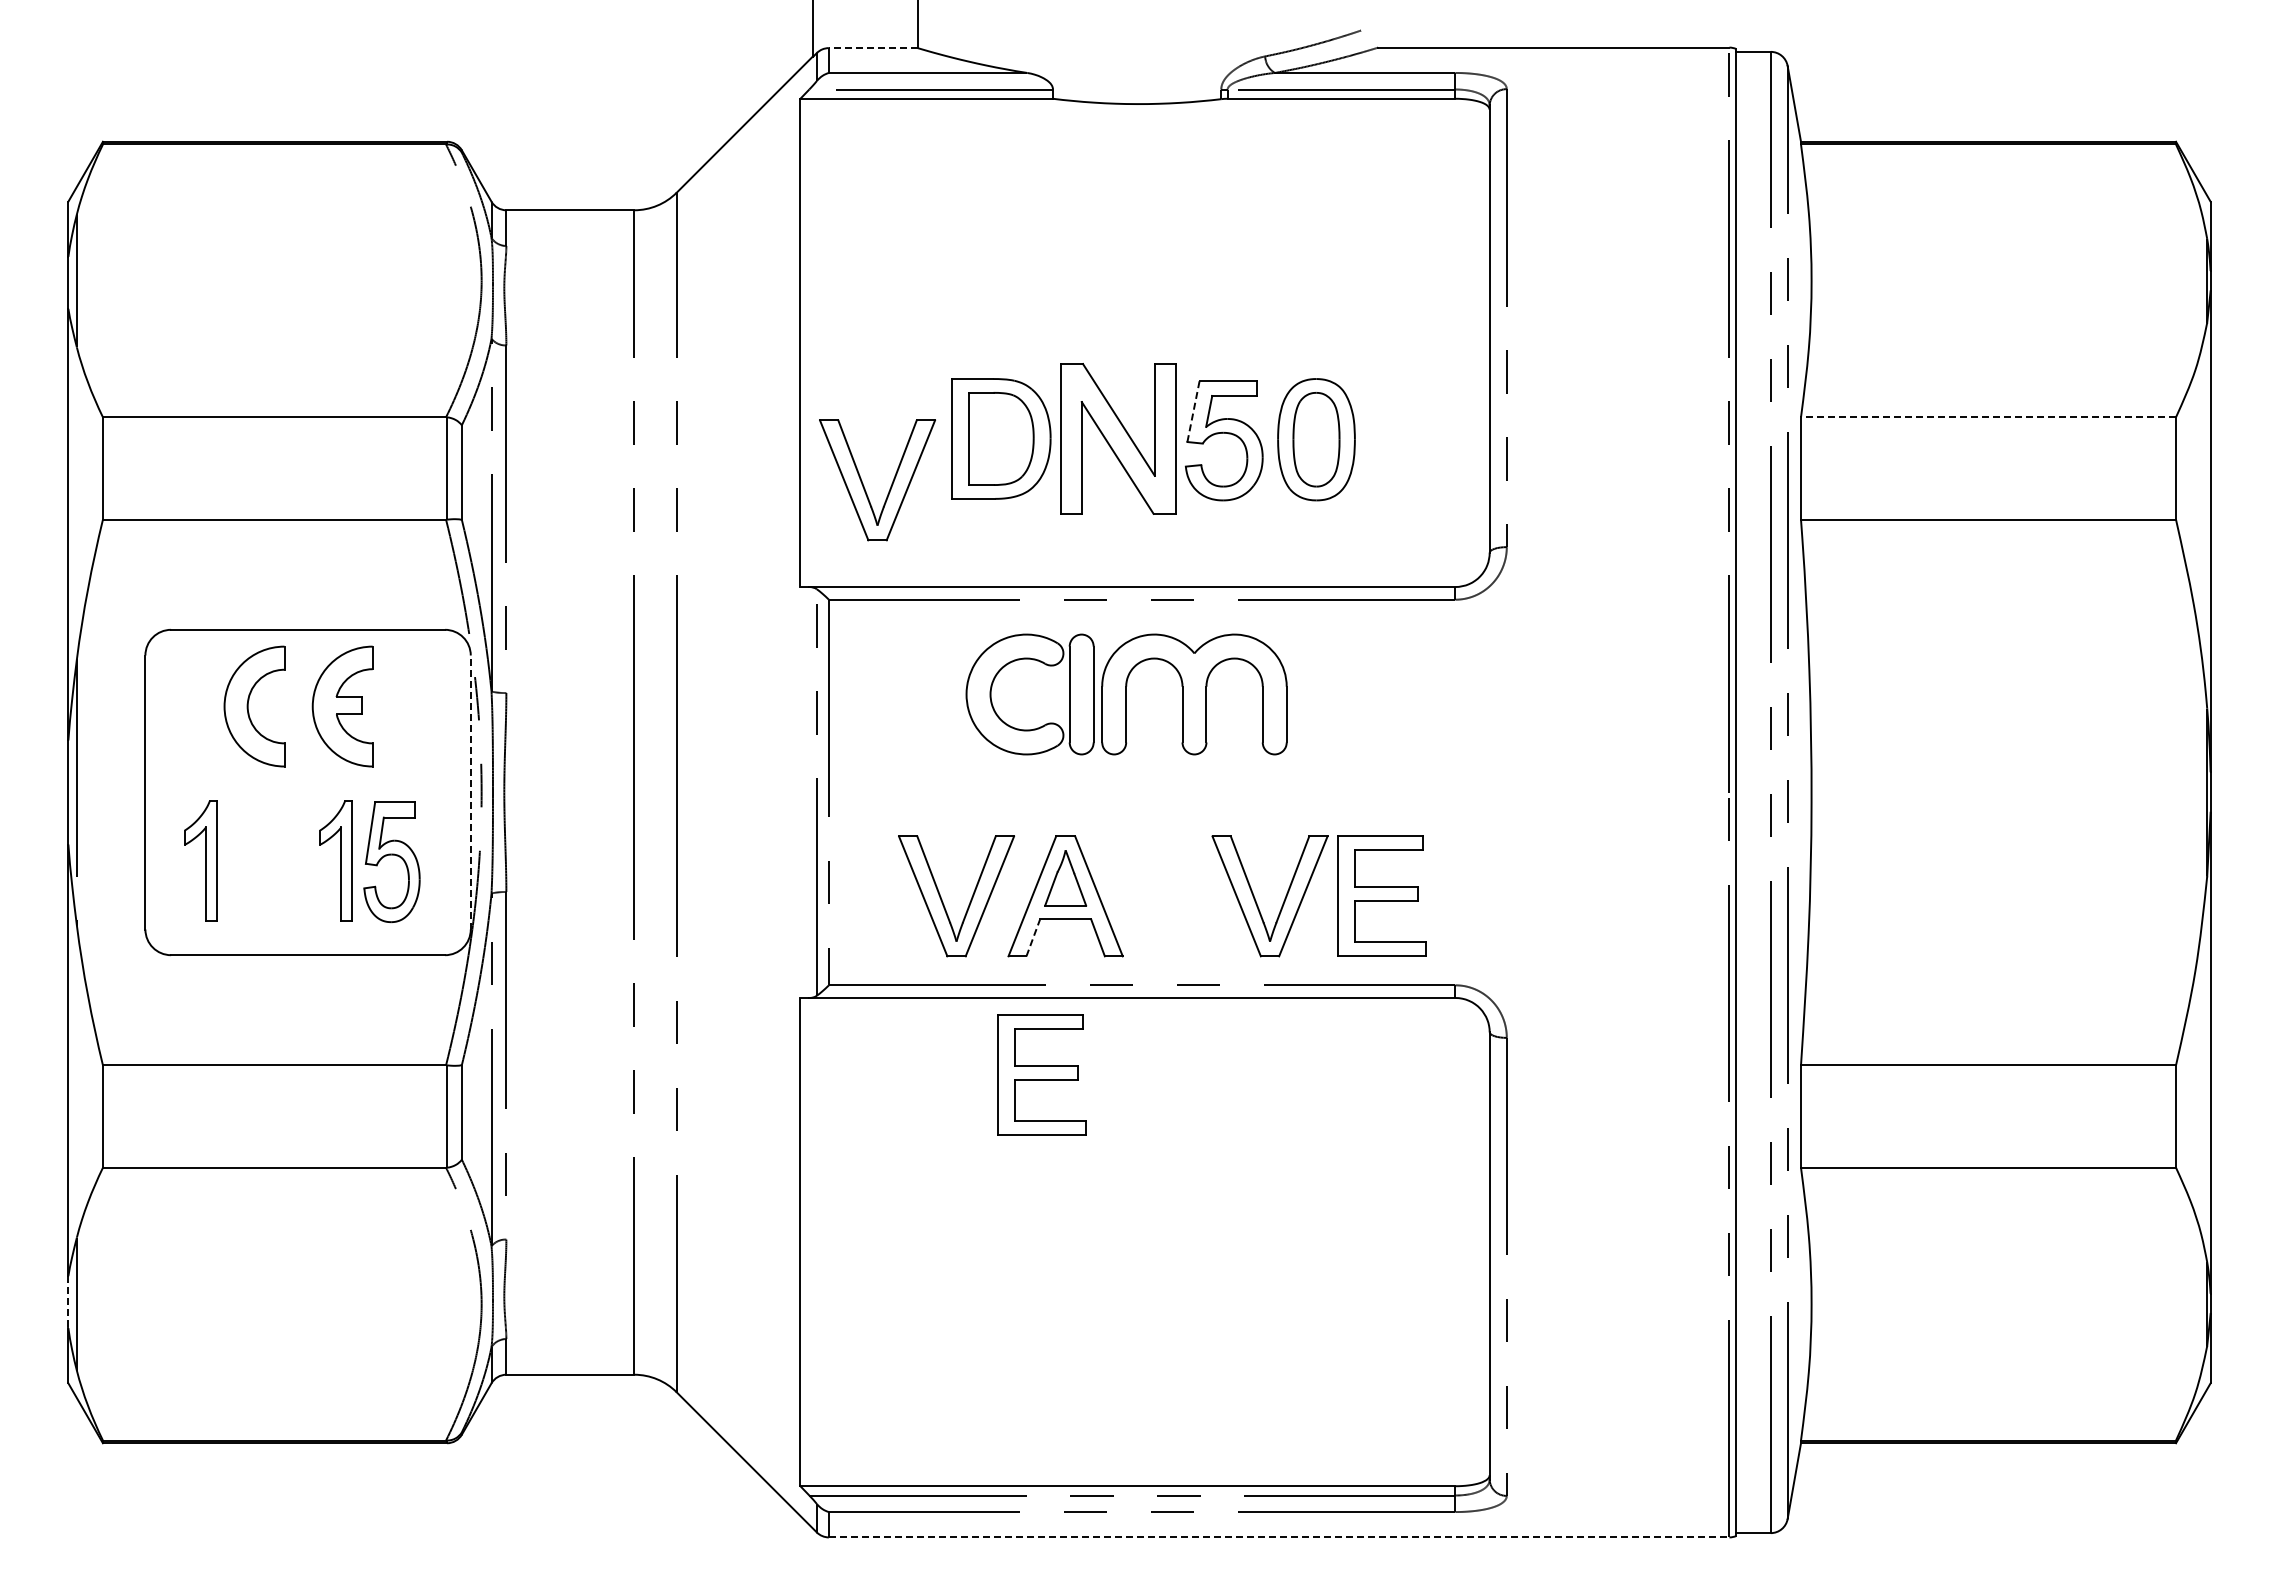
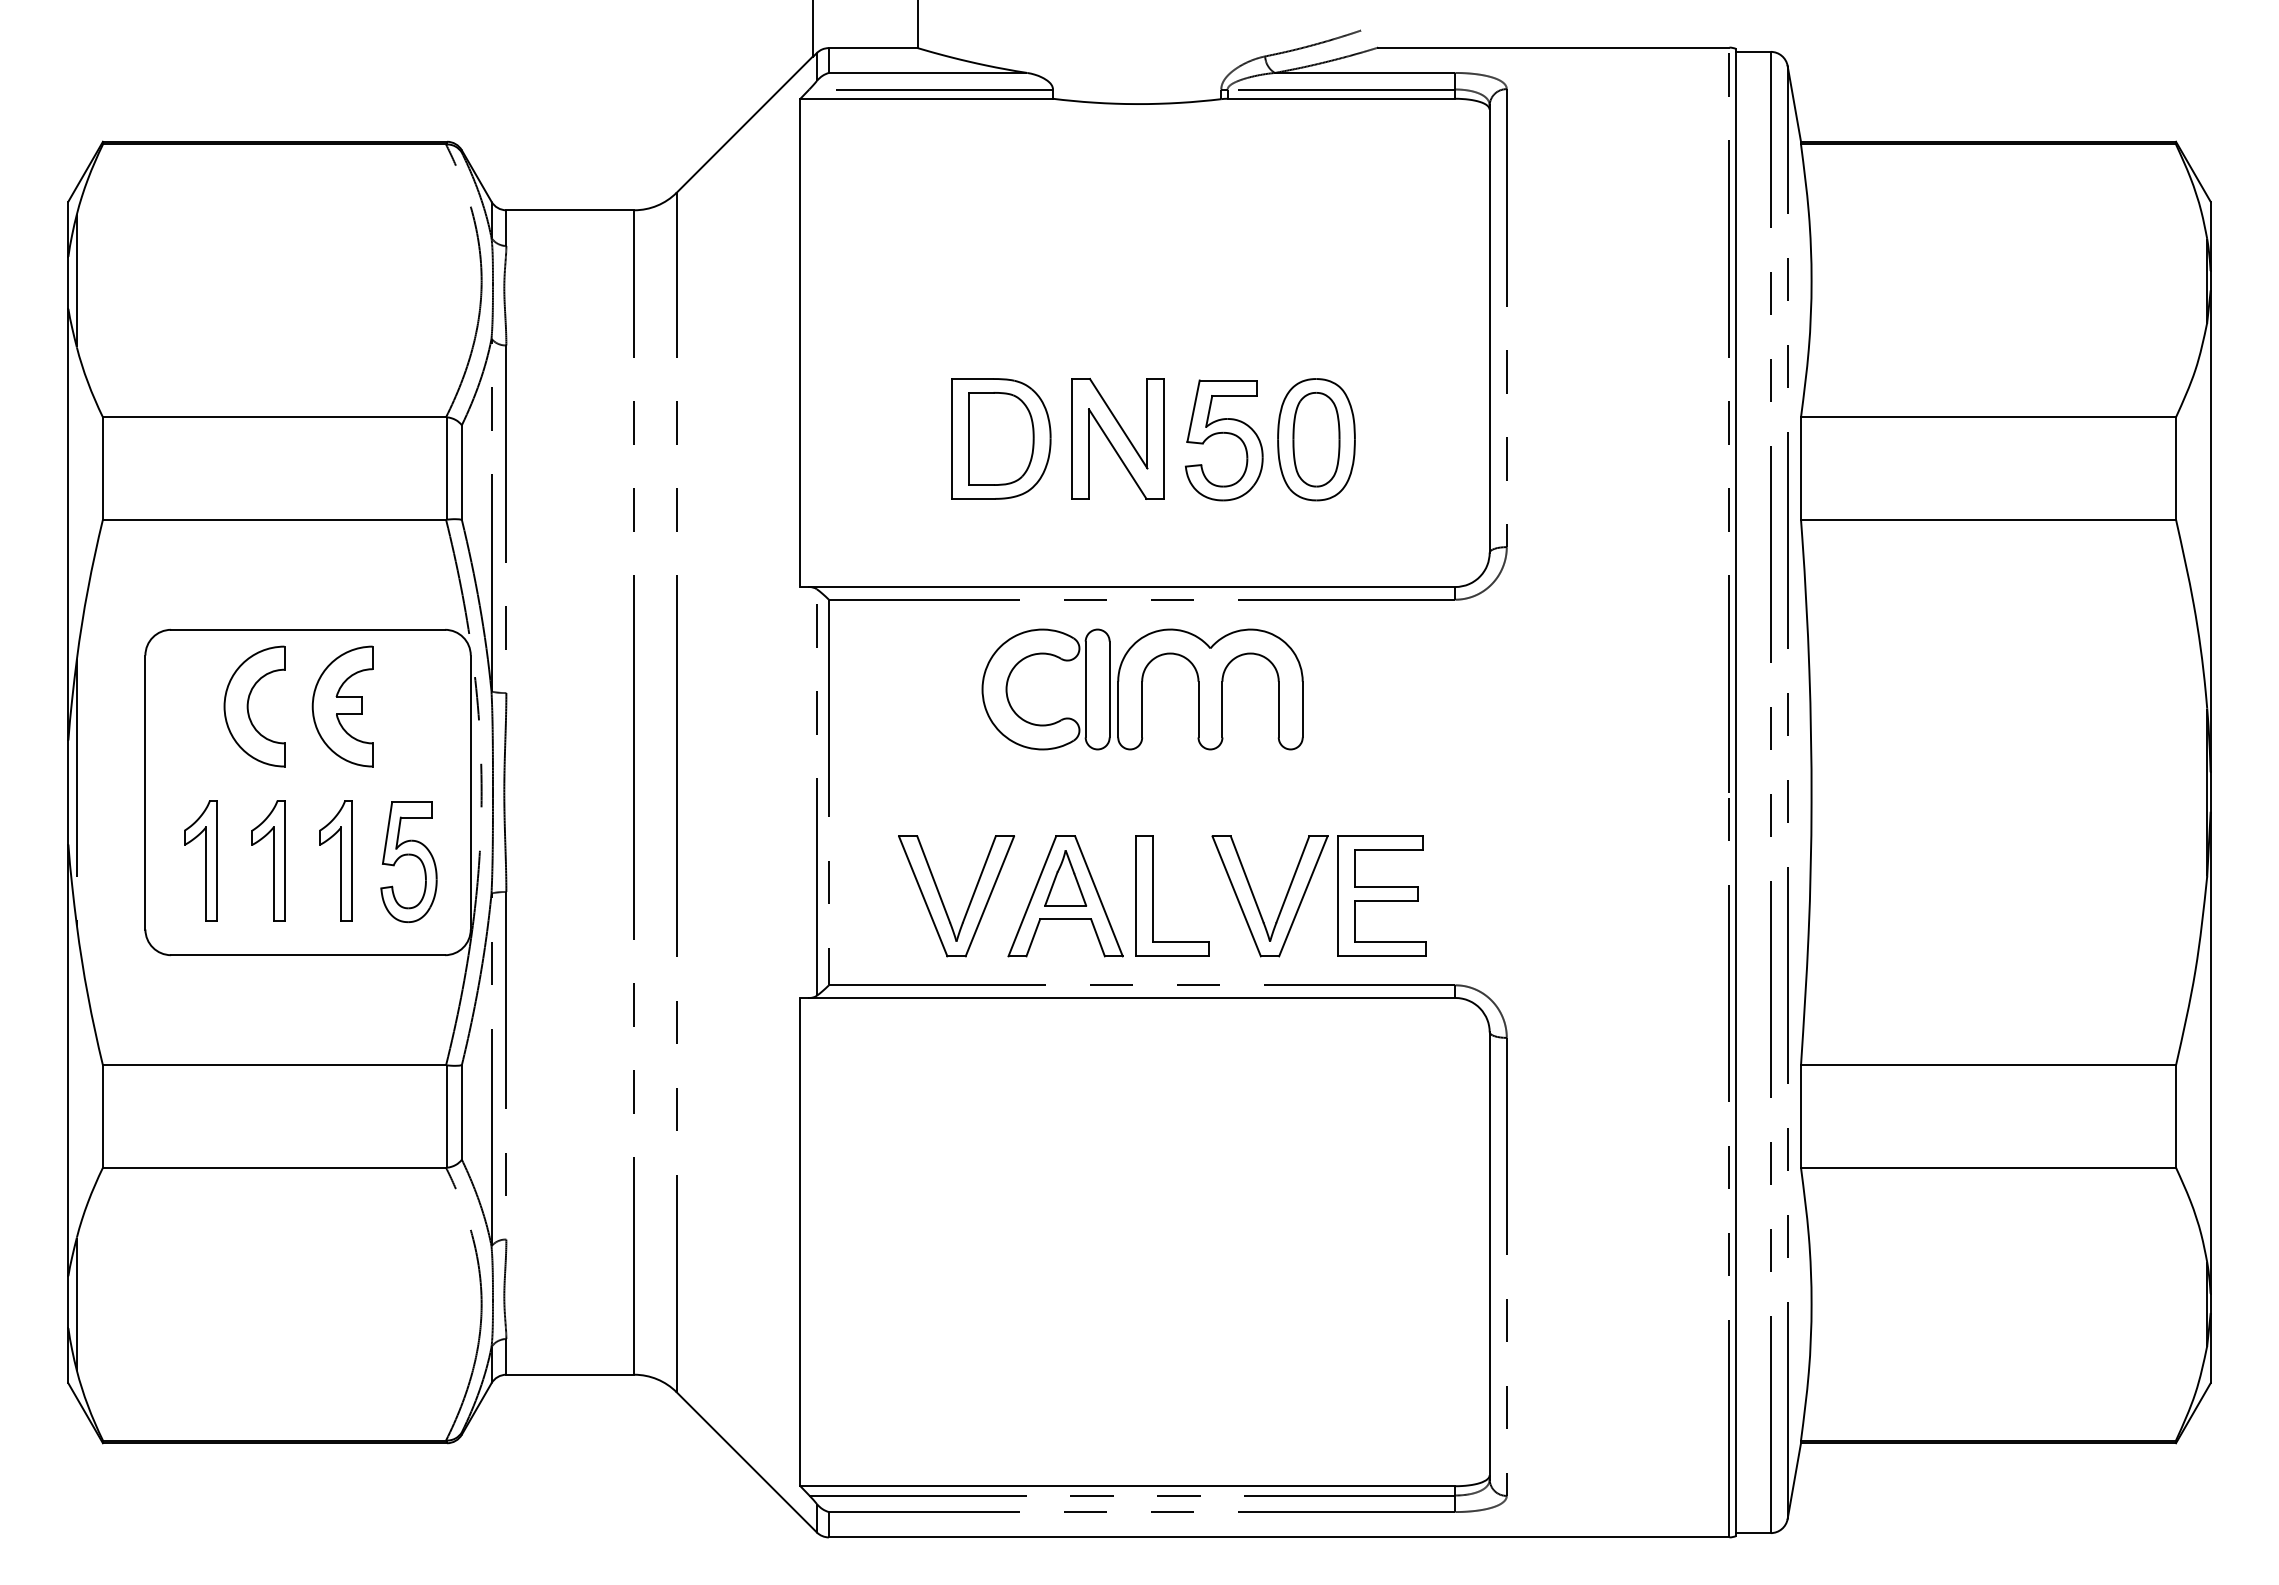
line: dashed -> solid (872, 48)
line: dashed -> solid (1193, 410)
line: dashed -> solid (1988, 417)
part size: 117x152 px -> 94x122 px (1117, 438)
part: present -> none (863, 483)
part position: (1126, 694) -> (1142, 689) (1142, 689)
line: dashed -> solid (470, 792)
part position: (391, 855) -> (408, 855) (408, 855)
part: none -> present (268, 860)
part: none -> present (1153, 895)
line: dashed -> solid (1033, 937)
part: present -> none (1041, 1074)
line: dashed -> solid (68, 1302)
line: dashed -> solid (1279, 1537)
